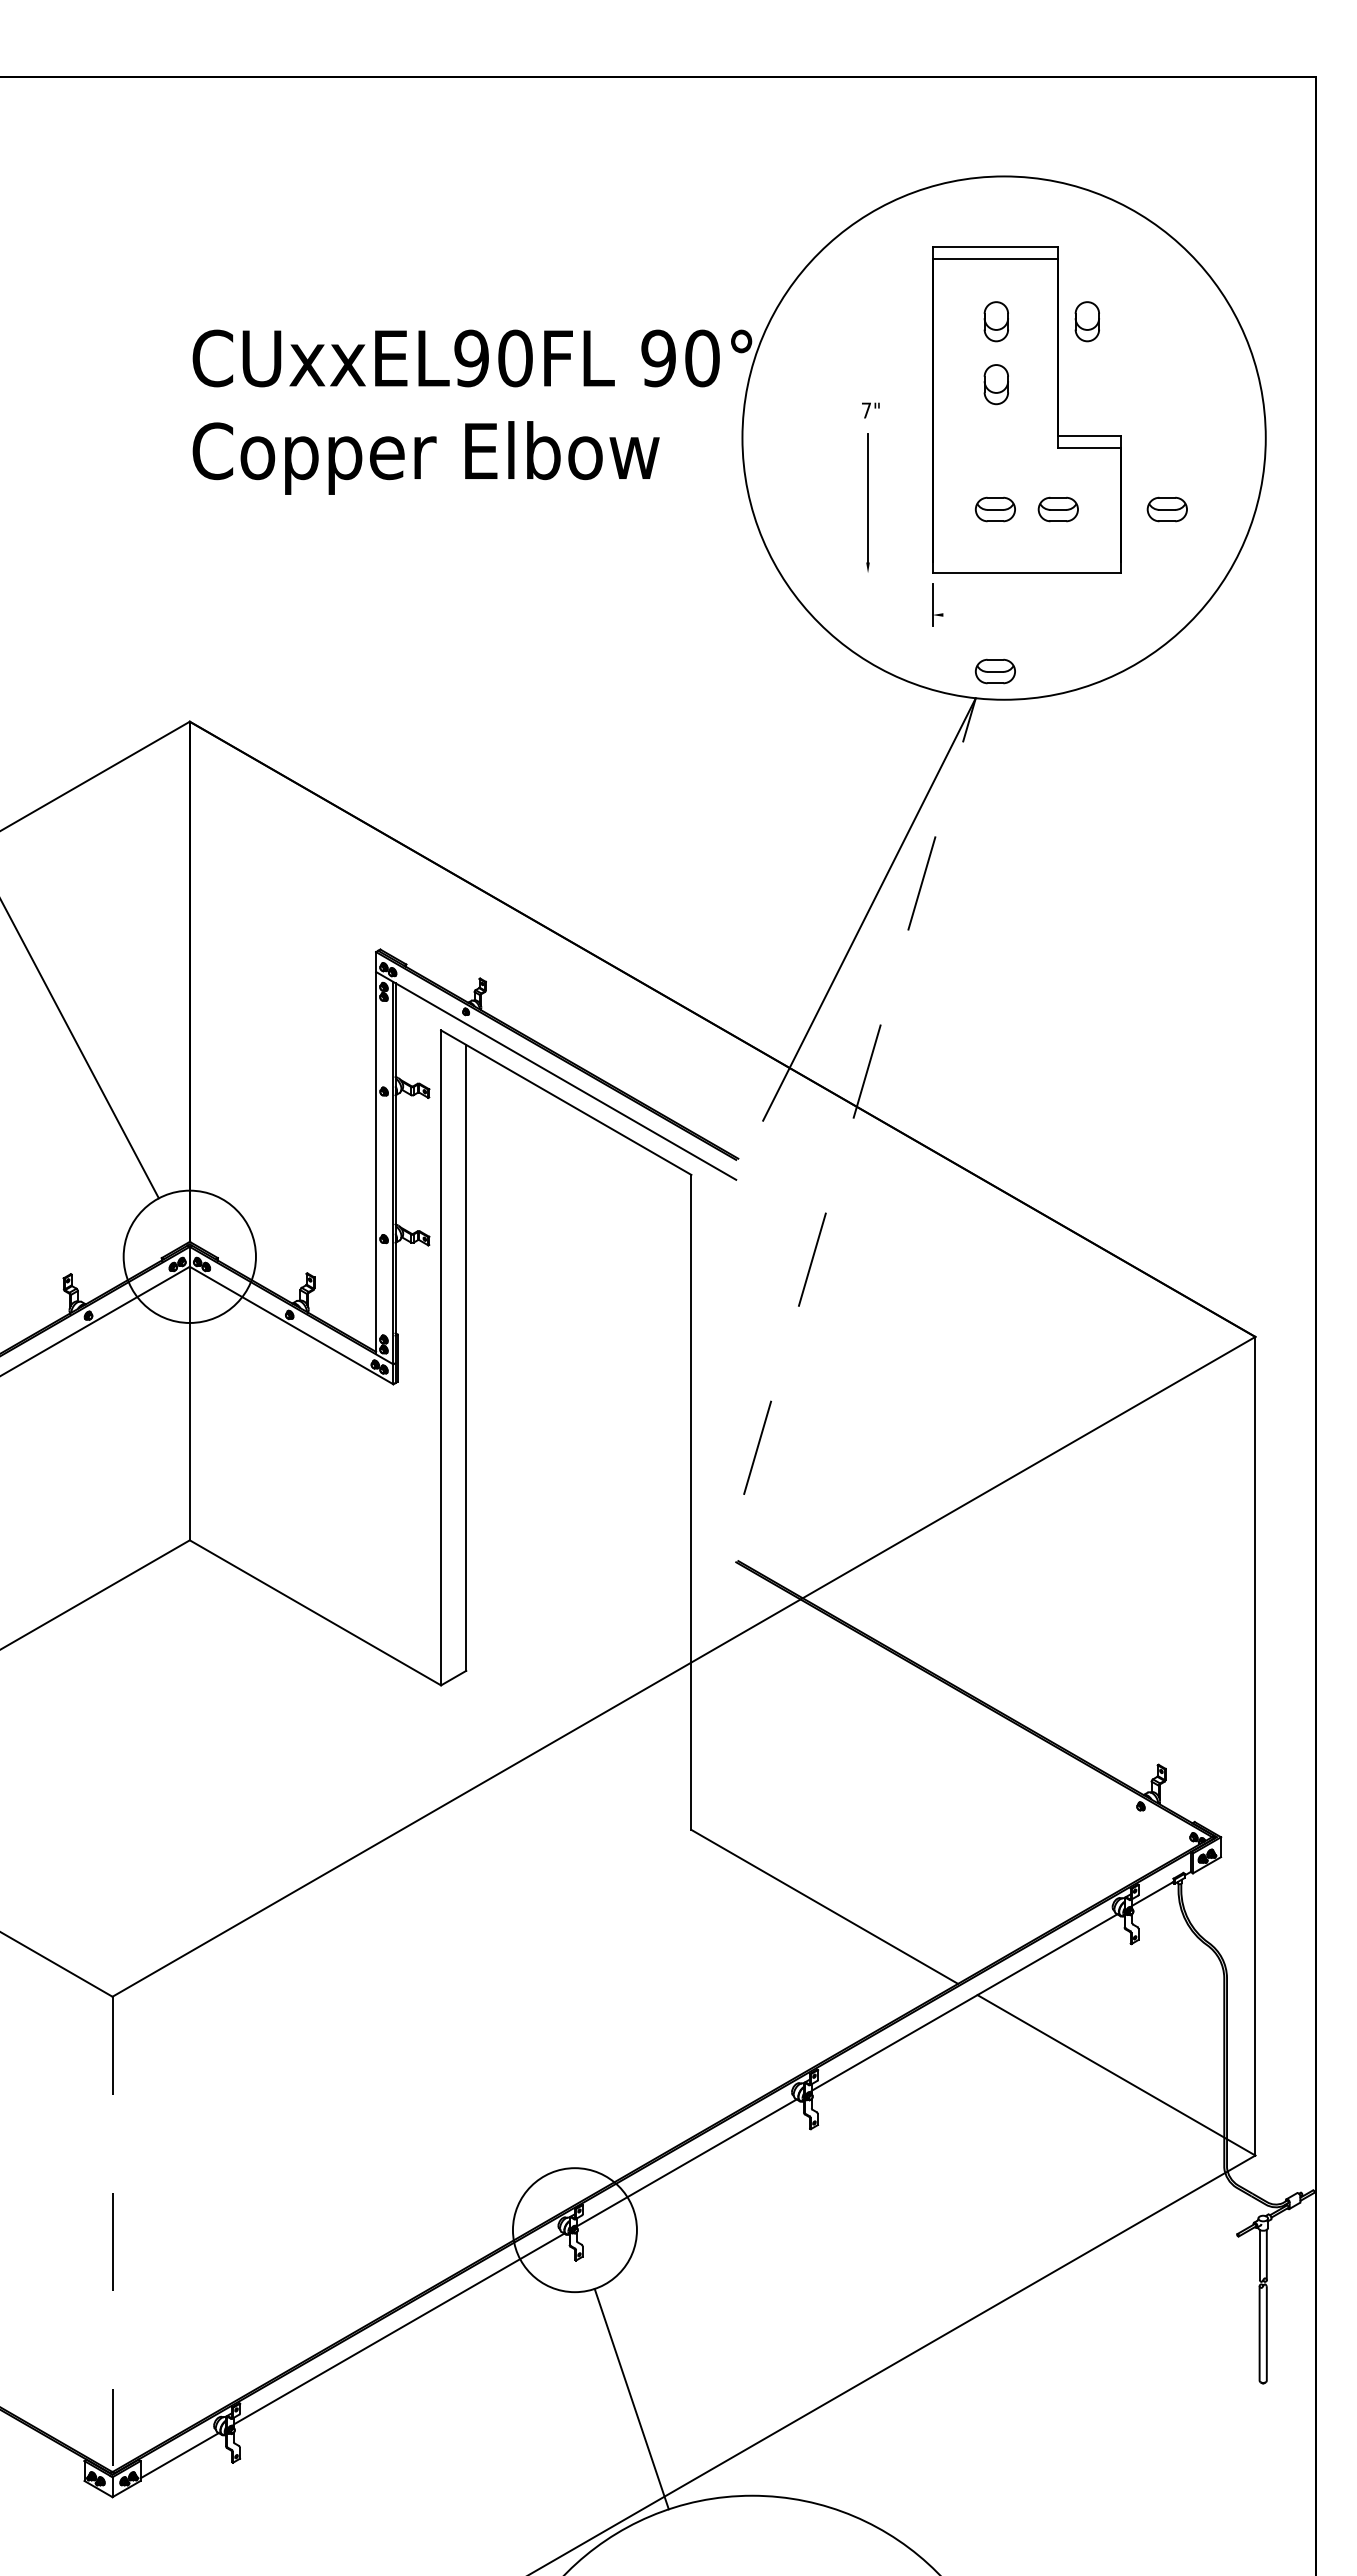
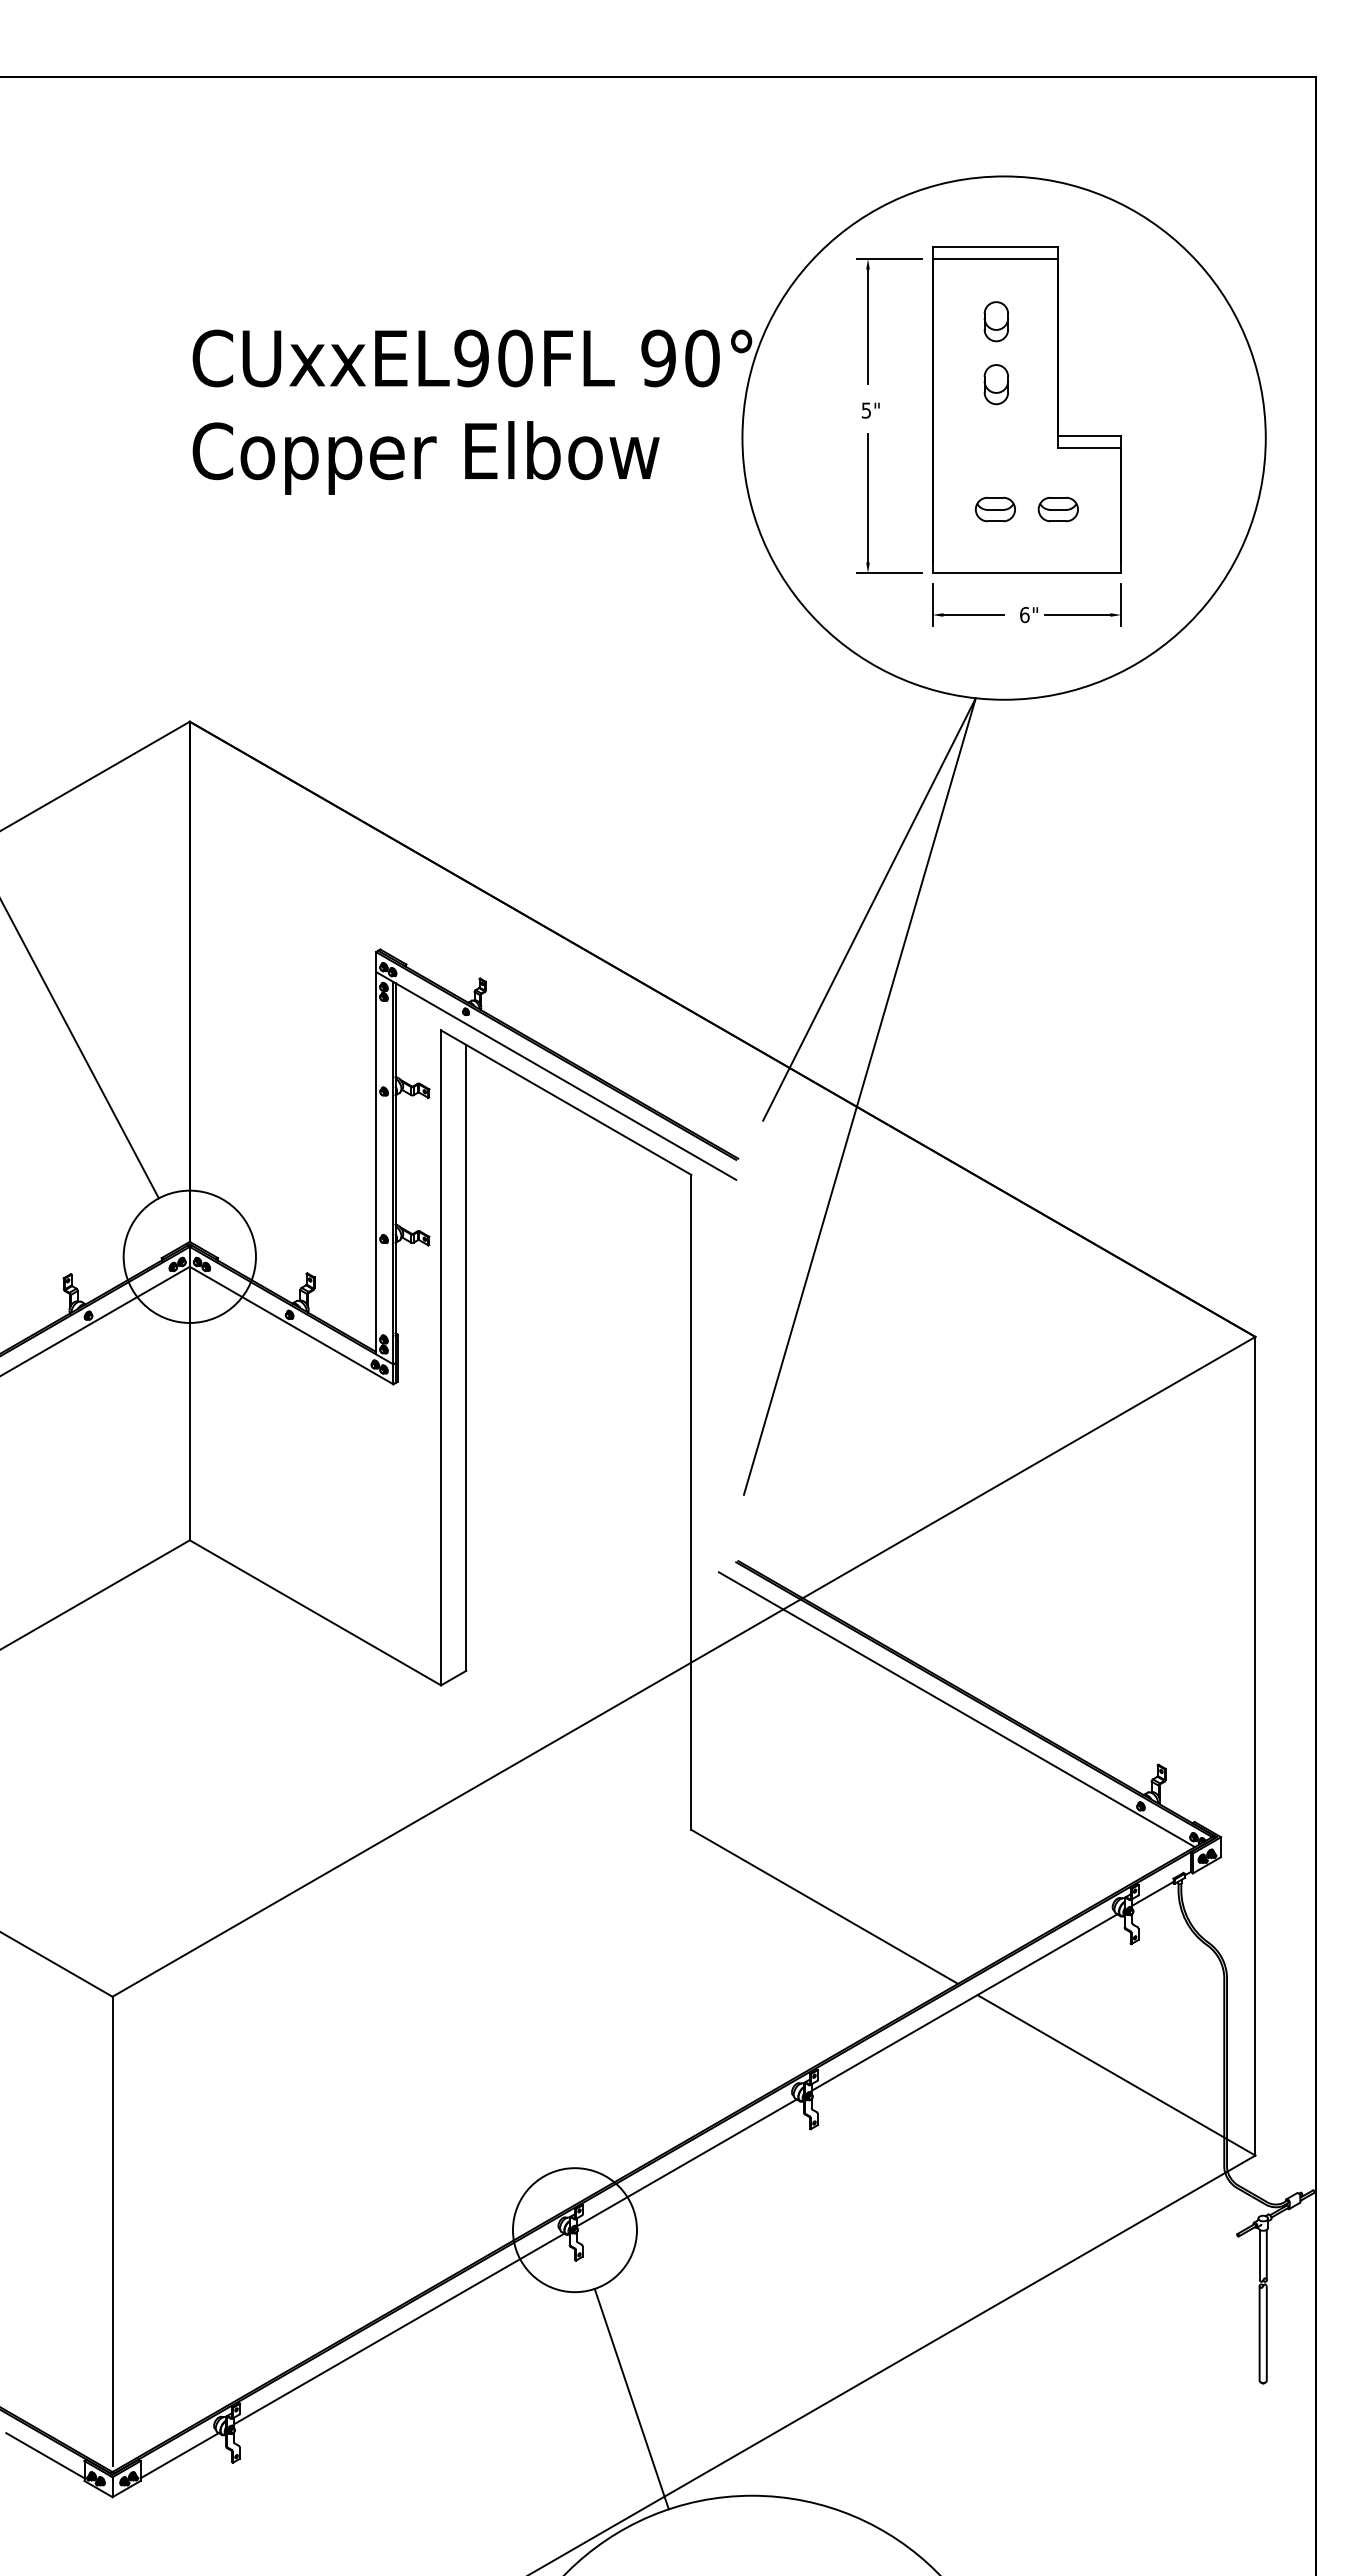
part: none -> present (868, 321)
part: present -> none (1086, 321)
text: 7" -> 5" (865, 410)
part: present -> none (1166, 509)
line: none -> present (889, 573)
part: none -> present (1070, 614)
line: none -> present (973, 615)
part: present -> none (994, 671)
line: dashed -> solid (859, 1096)
line: none -> present (956, 1709)
line: dashed -> solid (112, 2231)
line: none -> present (45, 2455)
